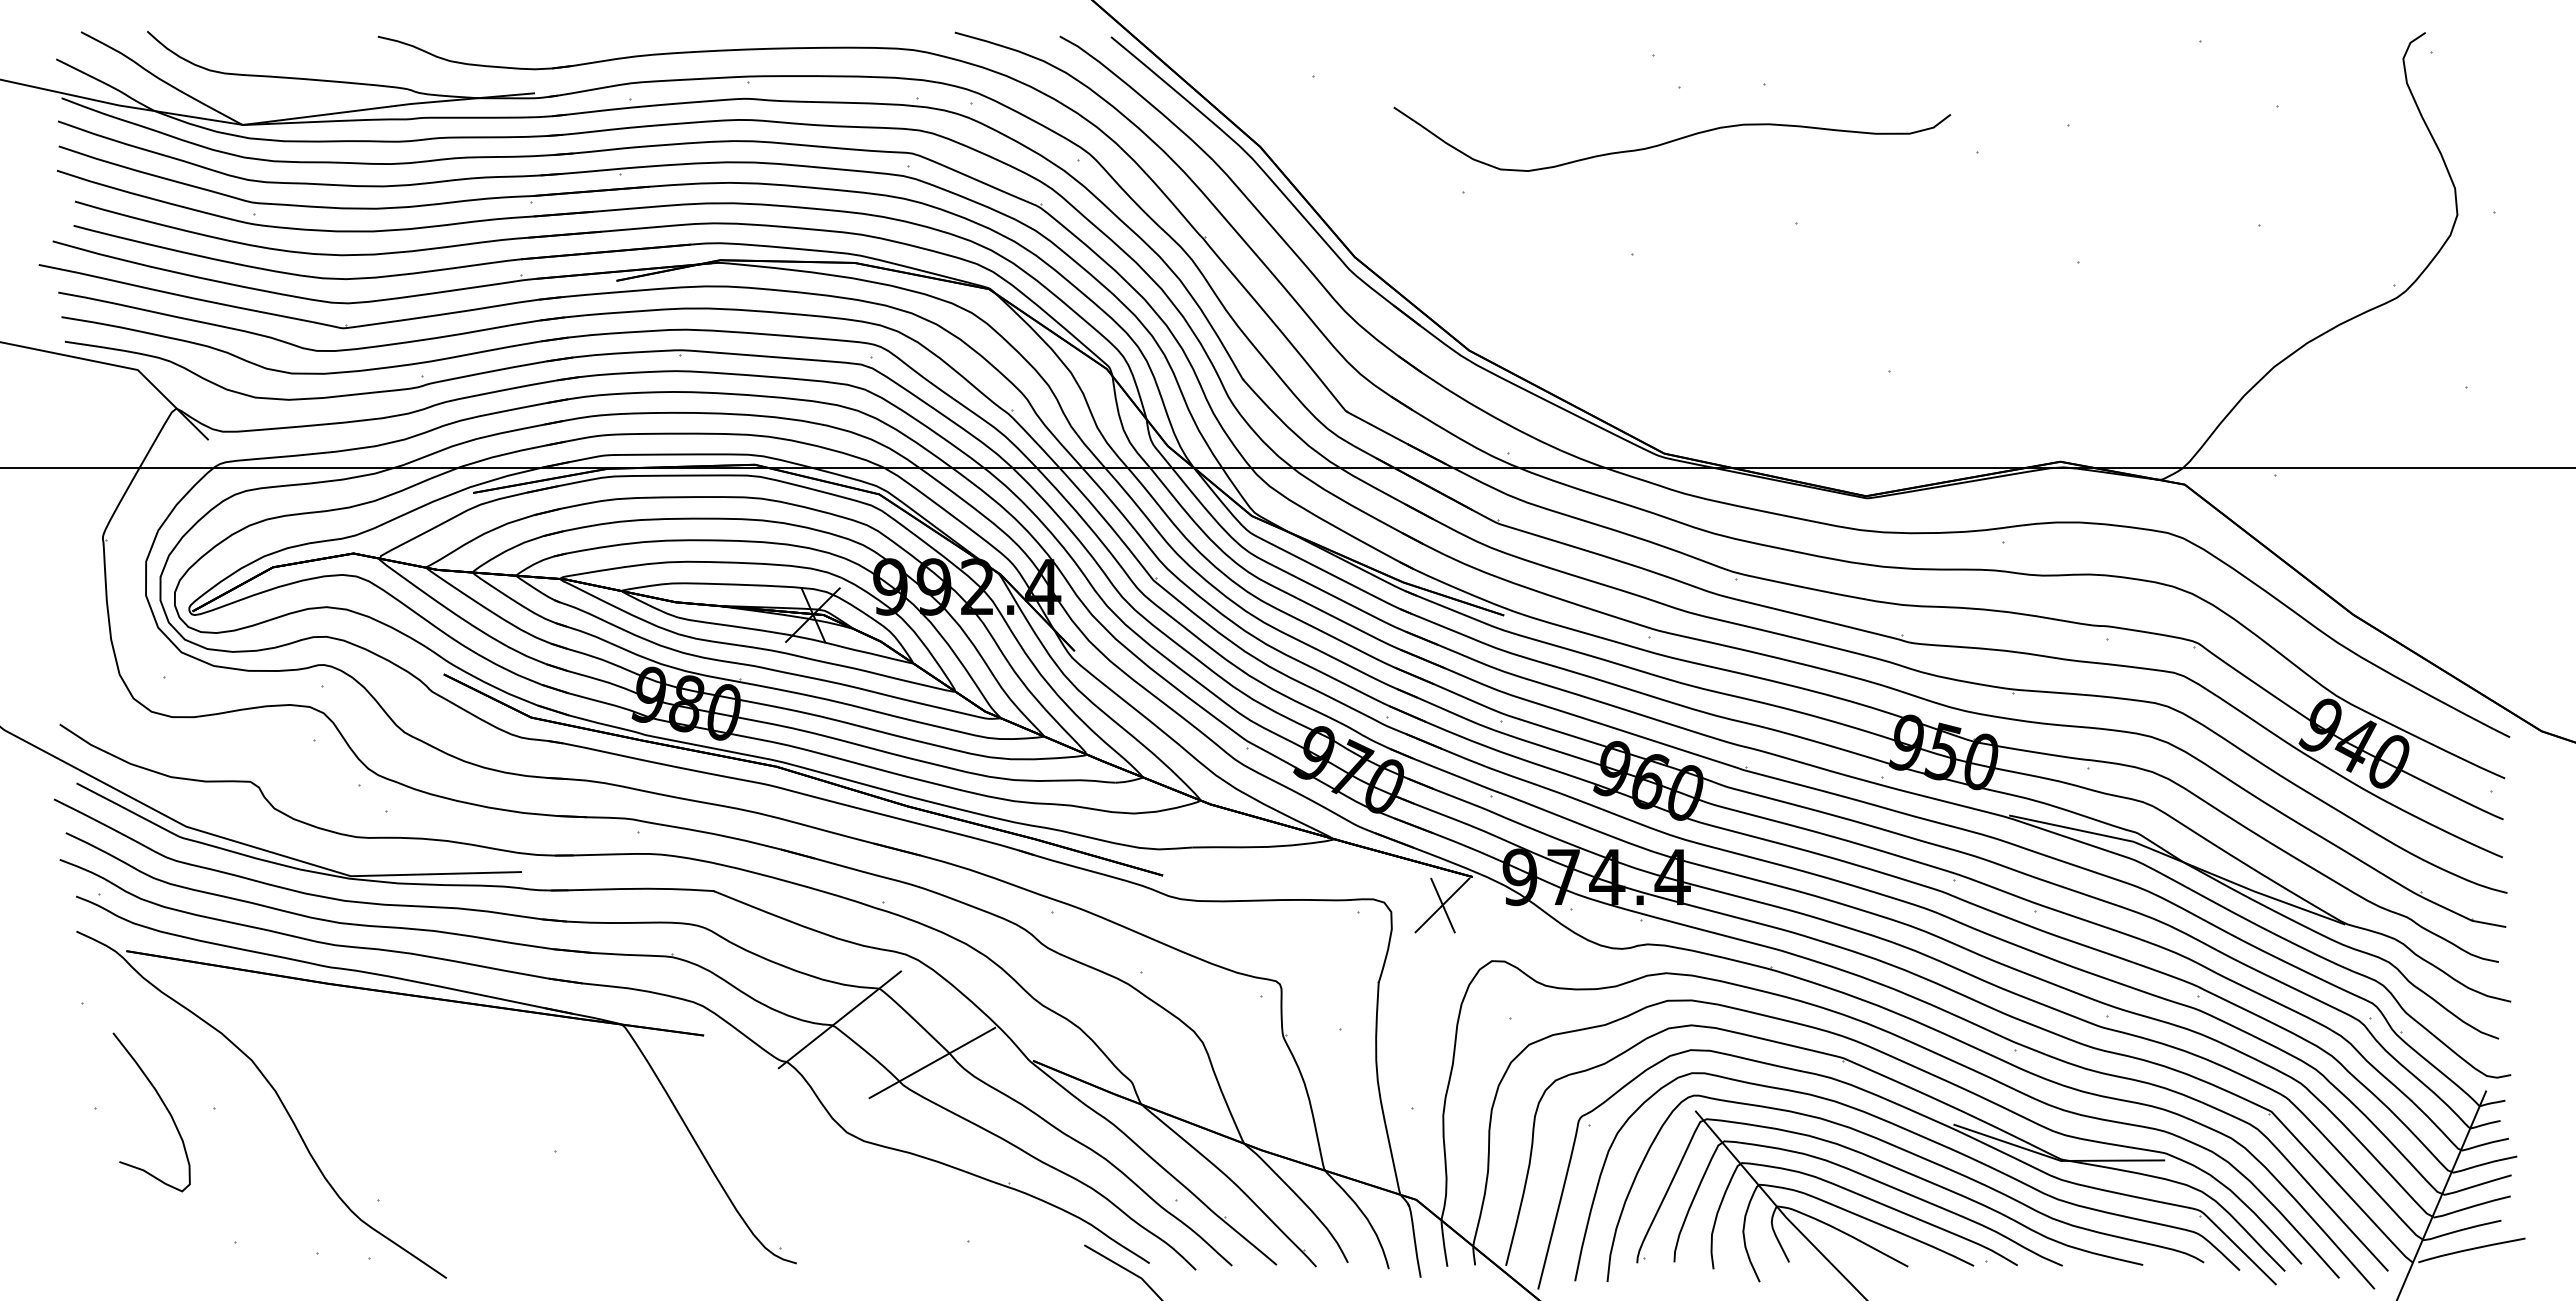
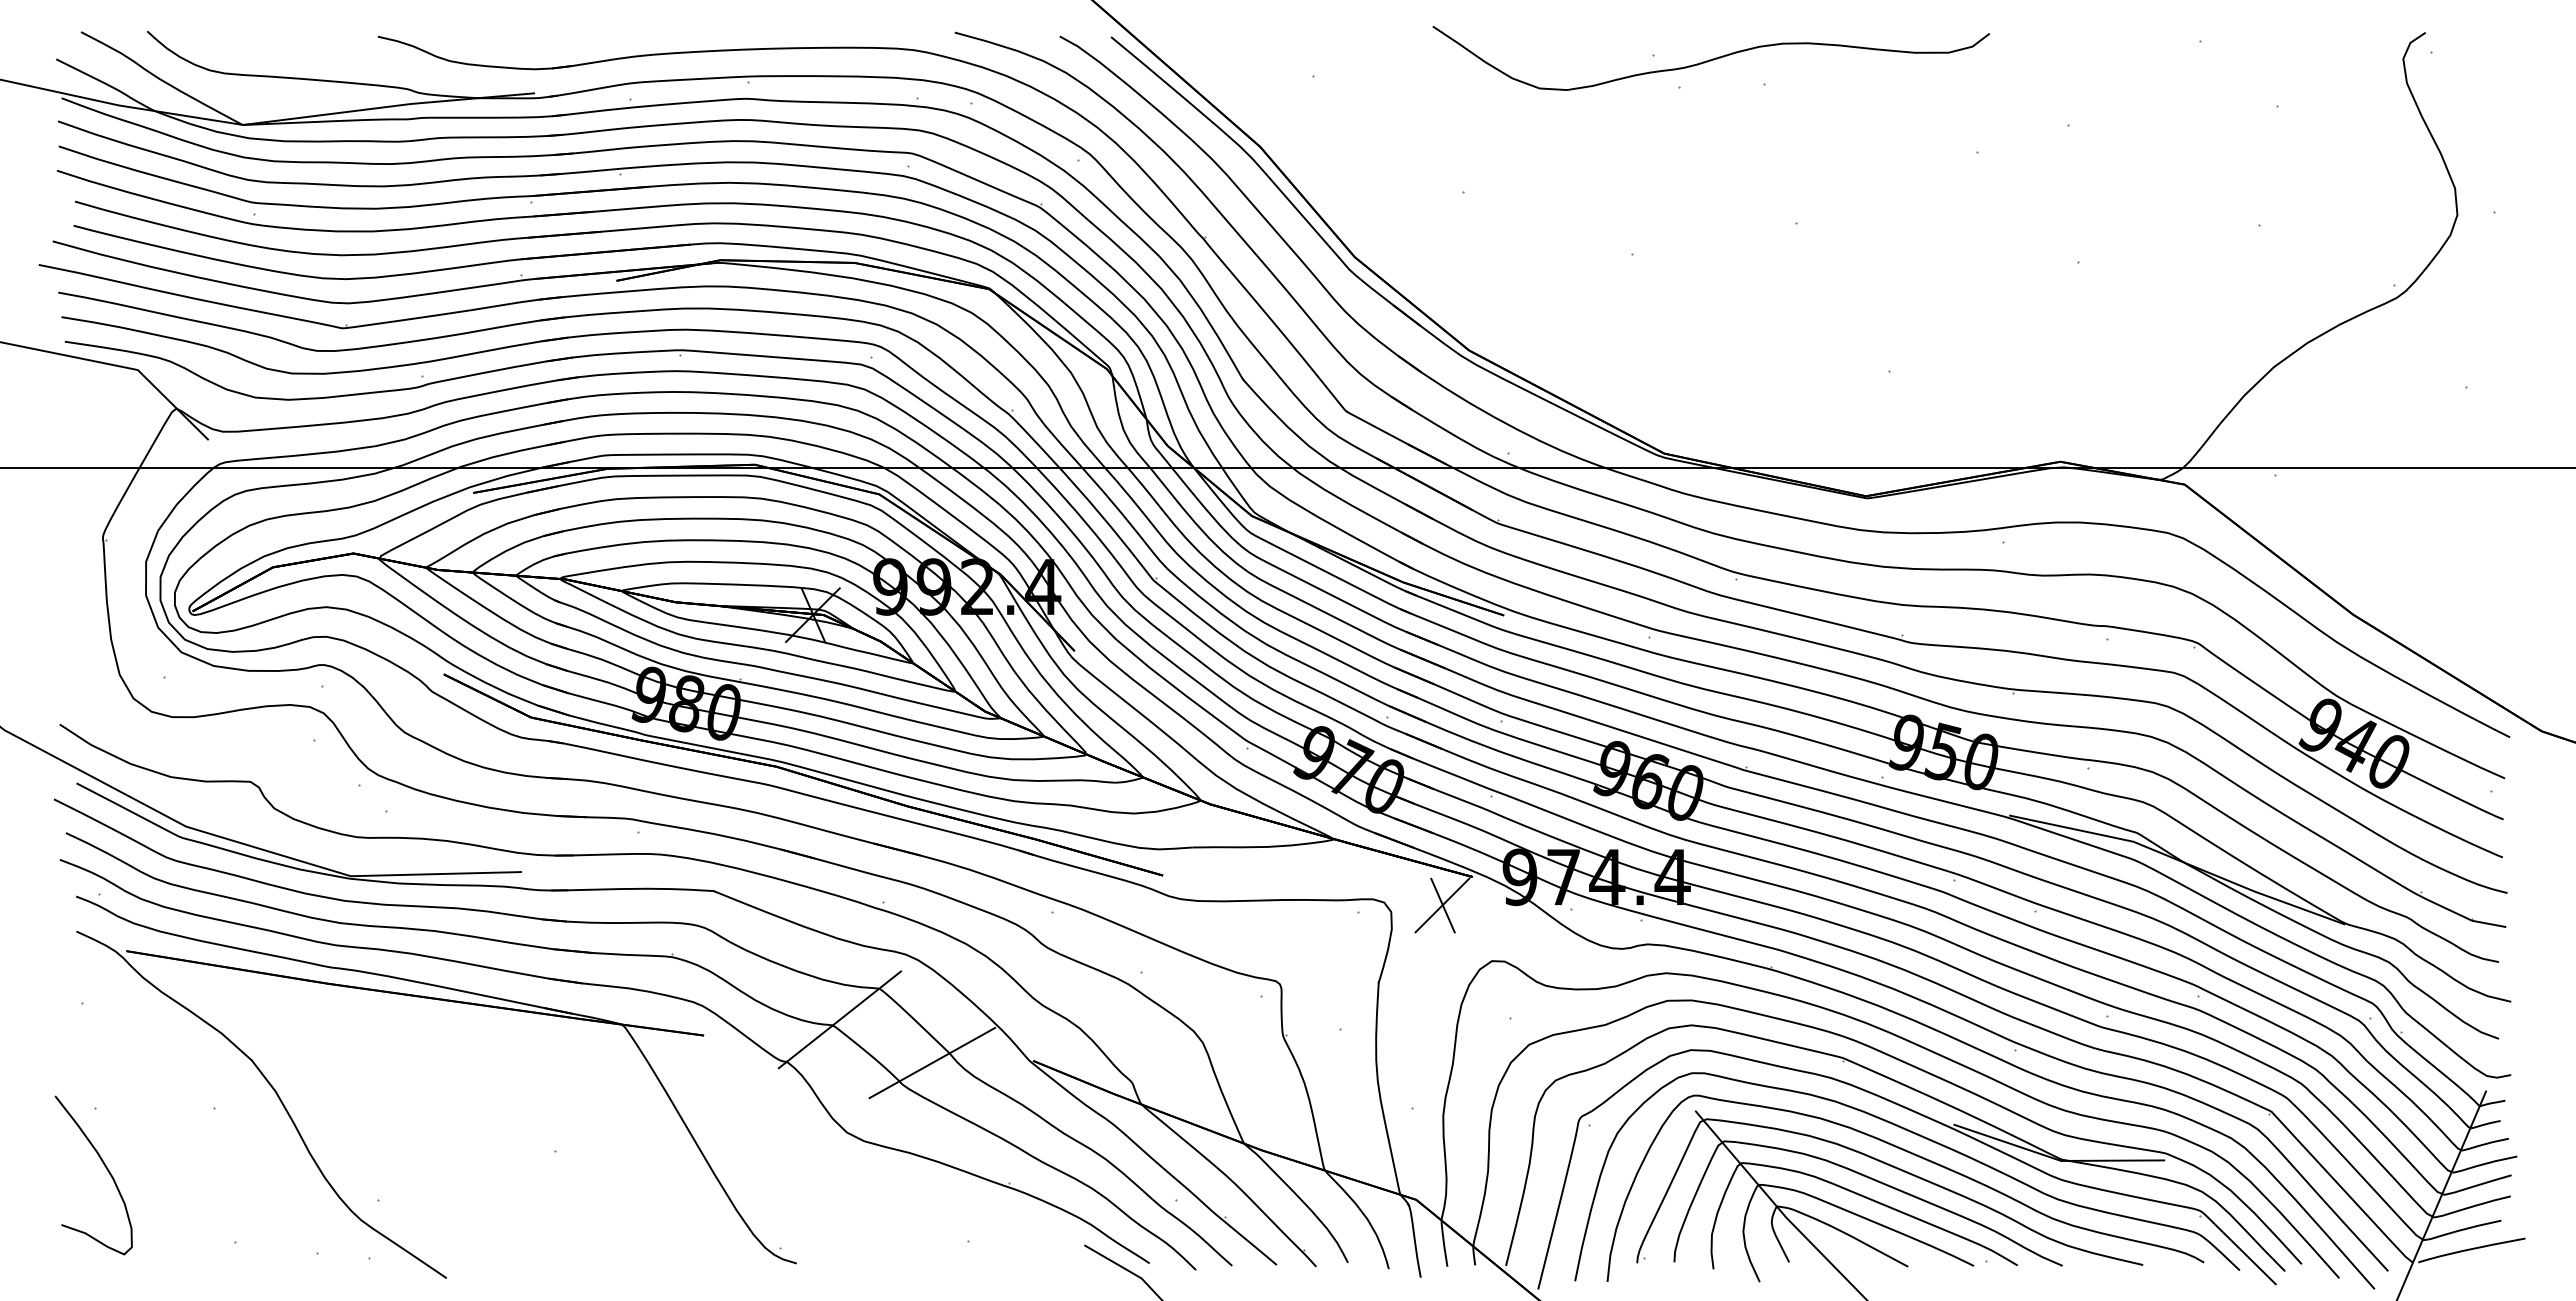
curve position: (1673, 139) -> (1712, 58) (1712, 58)
curve position: (162, 1103) -> (104, 1166) (104, 1166)
